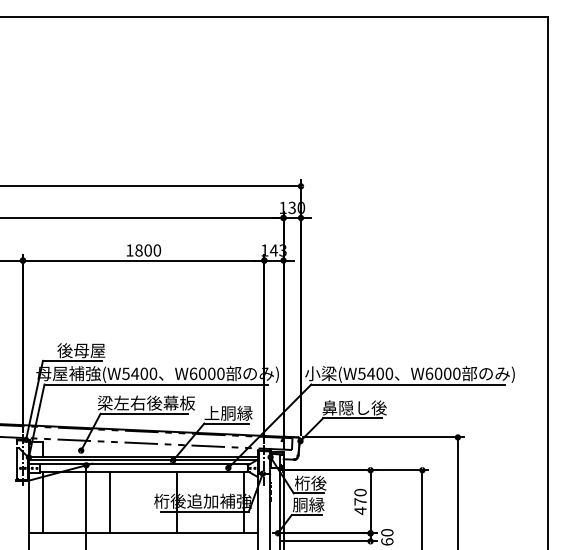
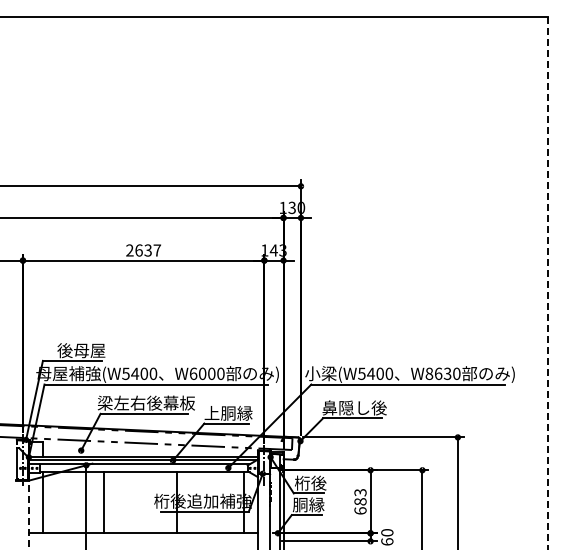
text: 1800 -> 2637 (143, 250)
line: solid -> dashed (548, 283)
text: W6000 -> W8630 (438, 373)
text: 470 -> 683 (360, 501)
line position: (110, 502) -> (104, 502) (104, 502)
line: solid -> dashed (29, 514)
